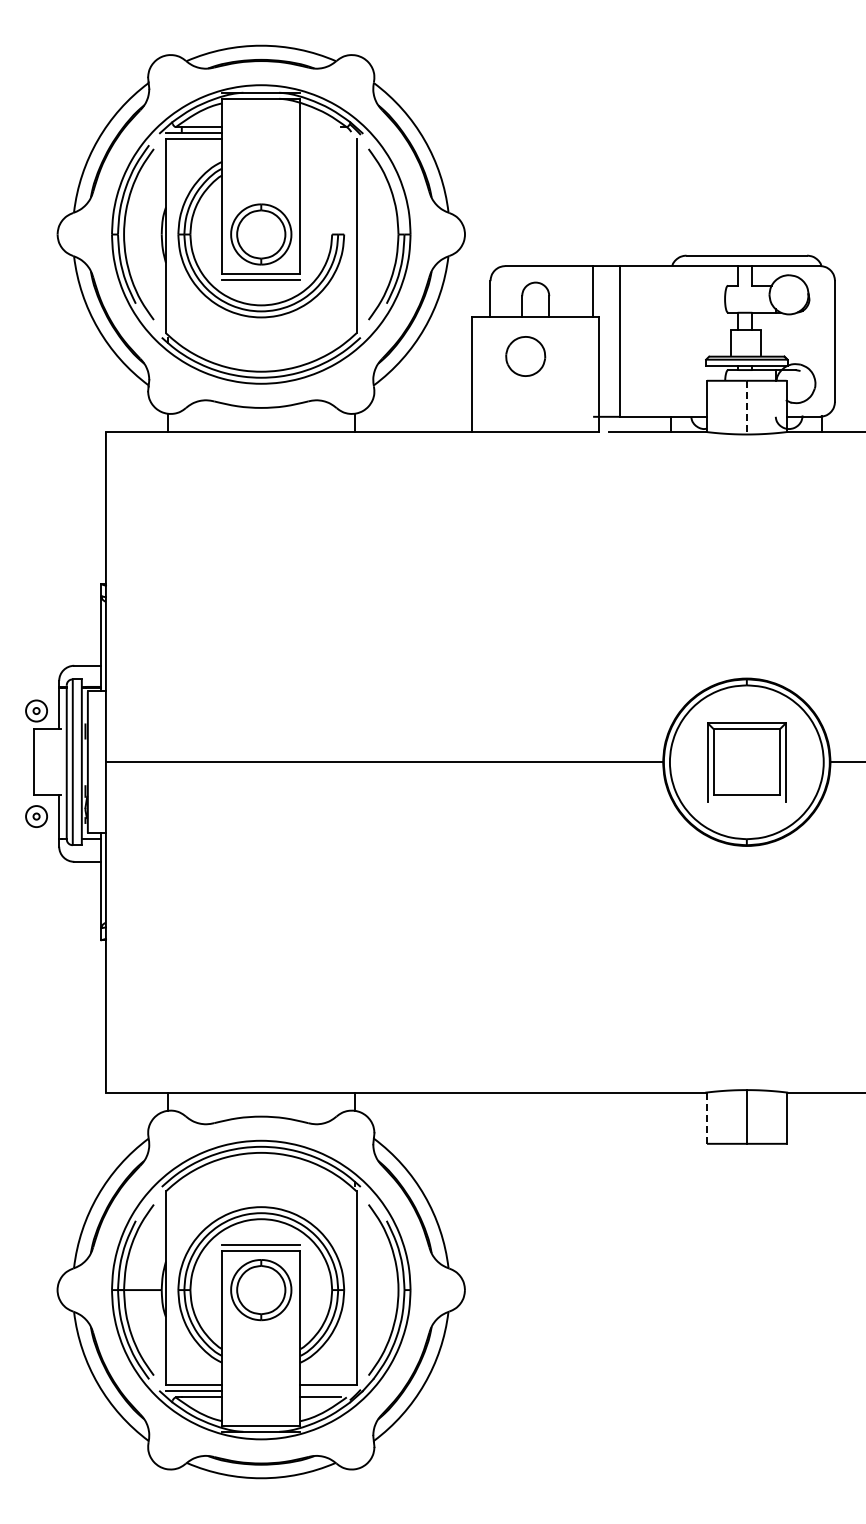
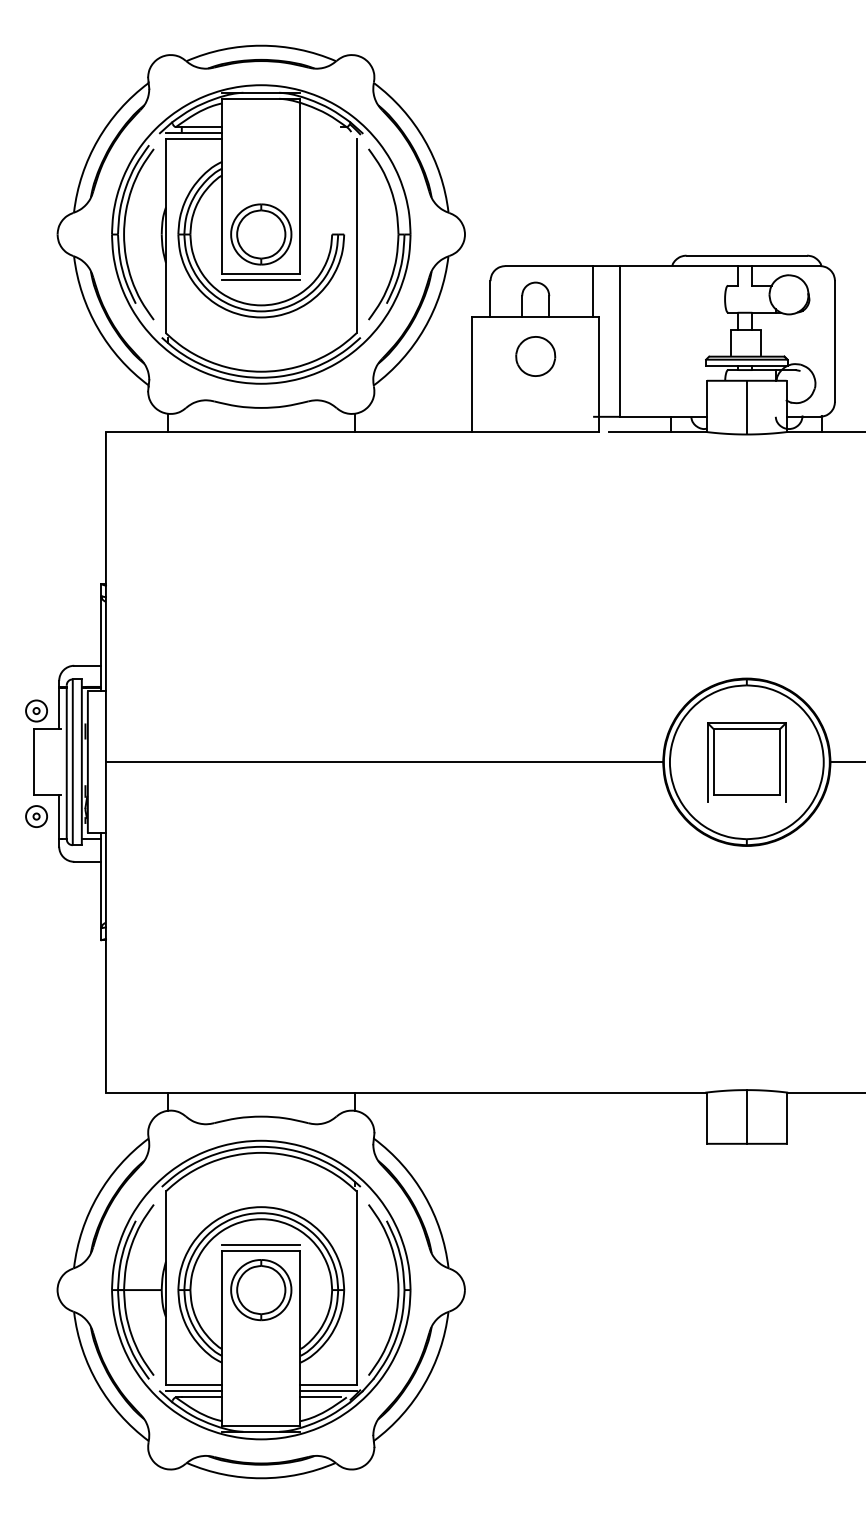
part position: (525, 356) -> (535, 356) (535, 356)
line: dashed -> solid (746, 407)
line: dashed -> solid (707, 1118)
line: none -> present (328, 1391)
